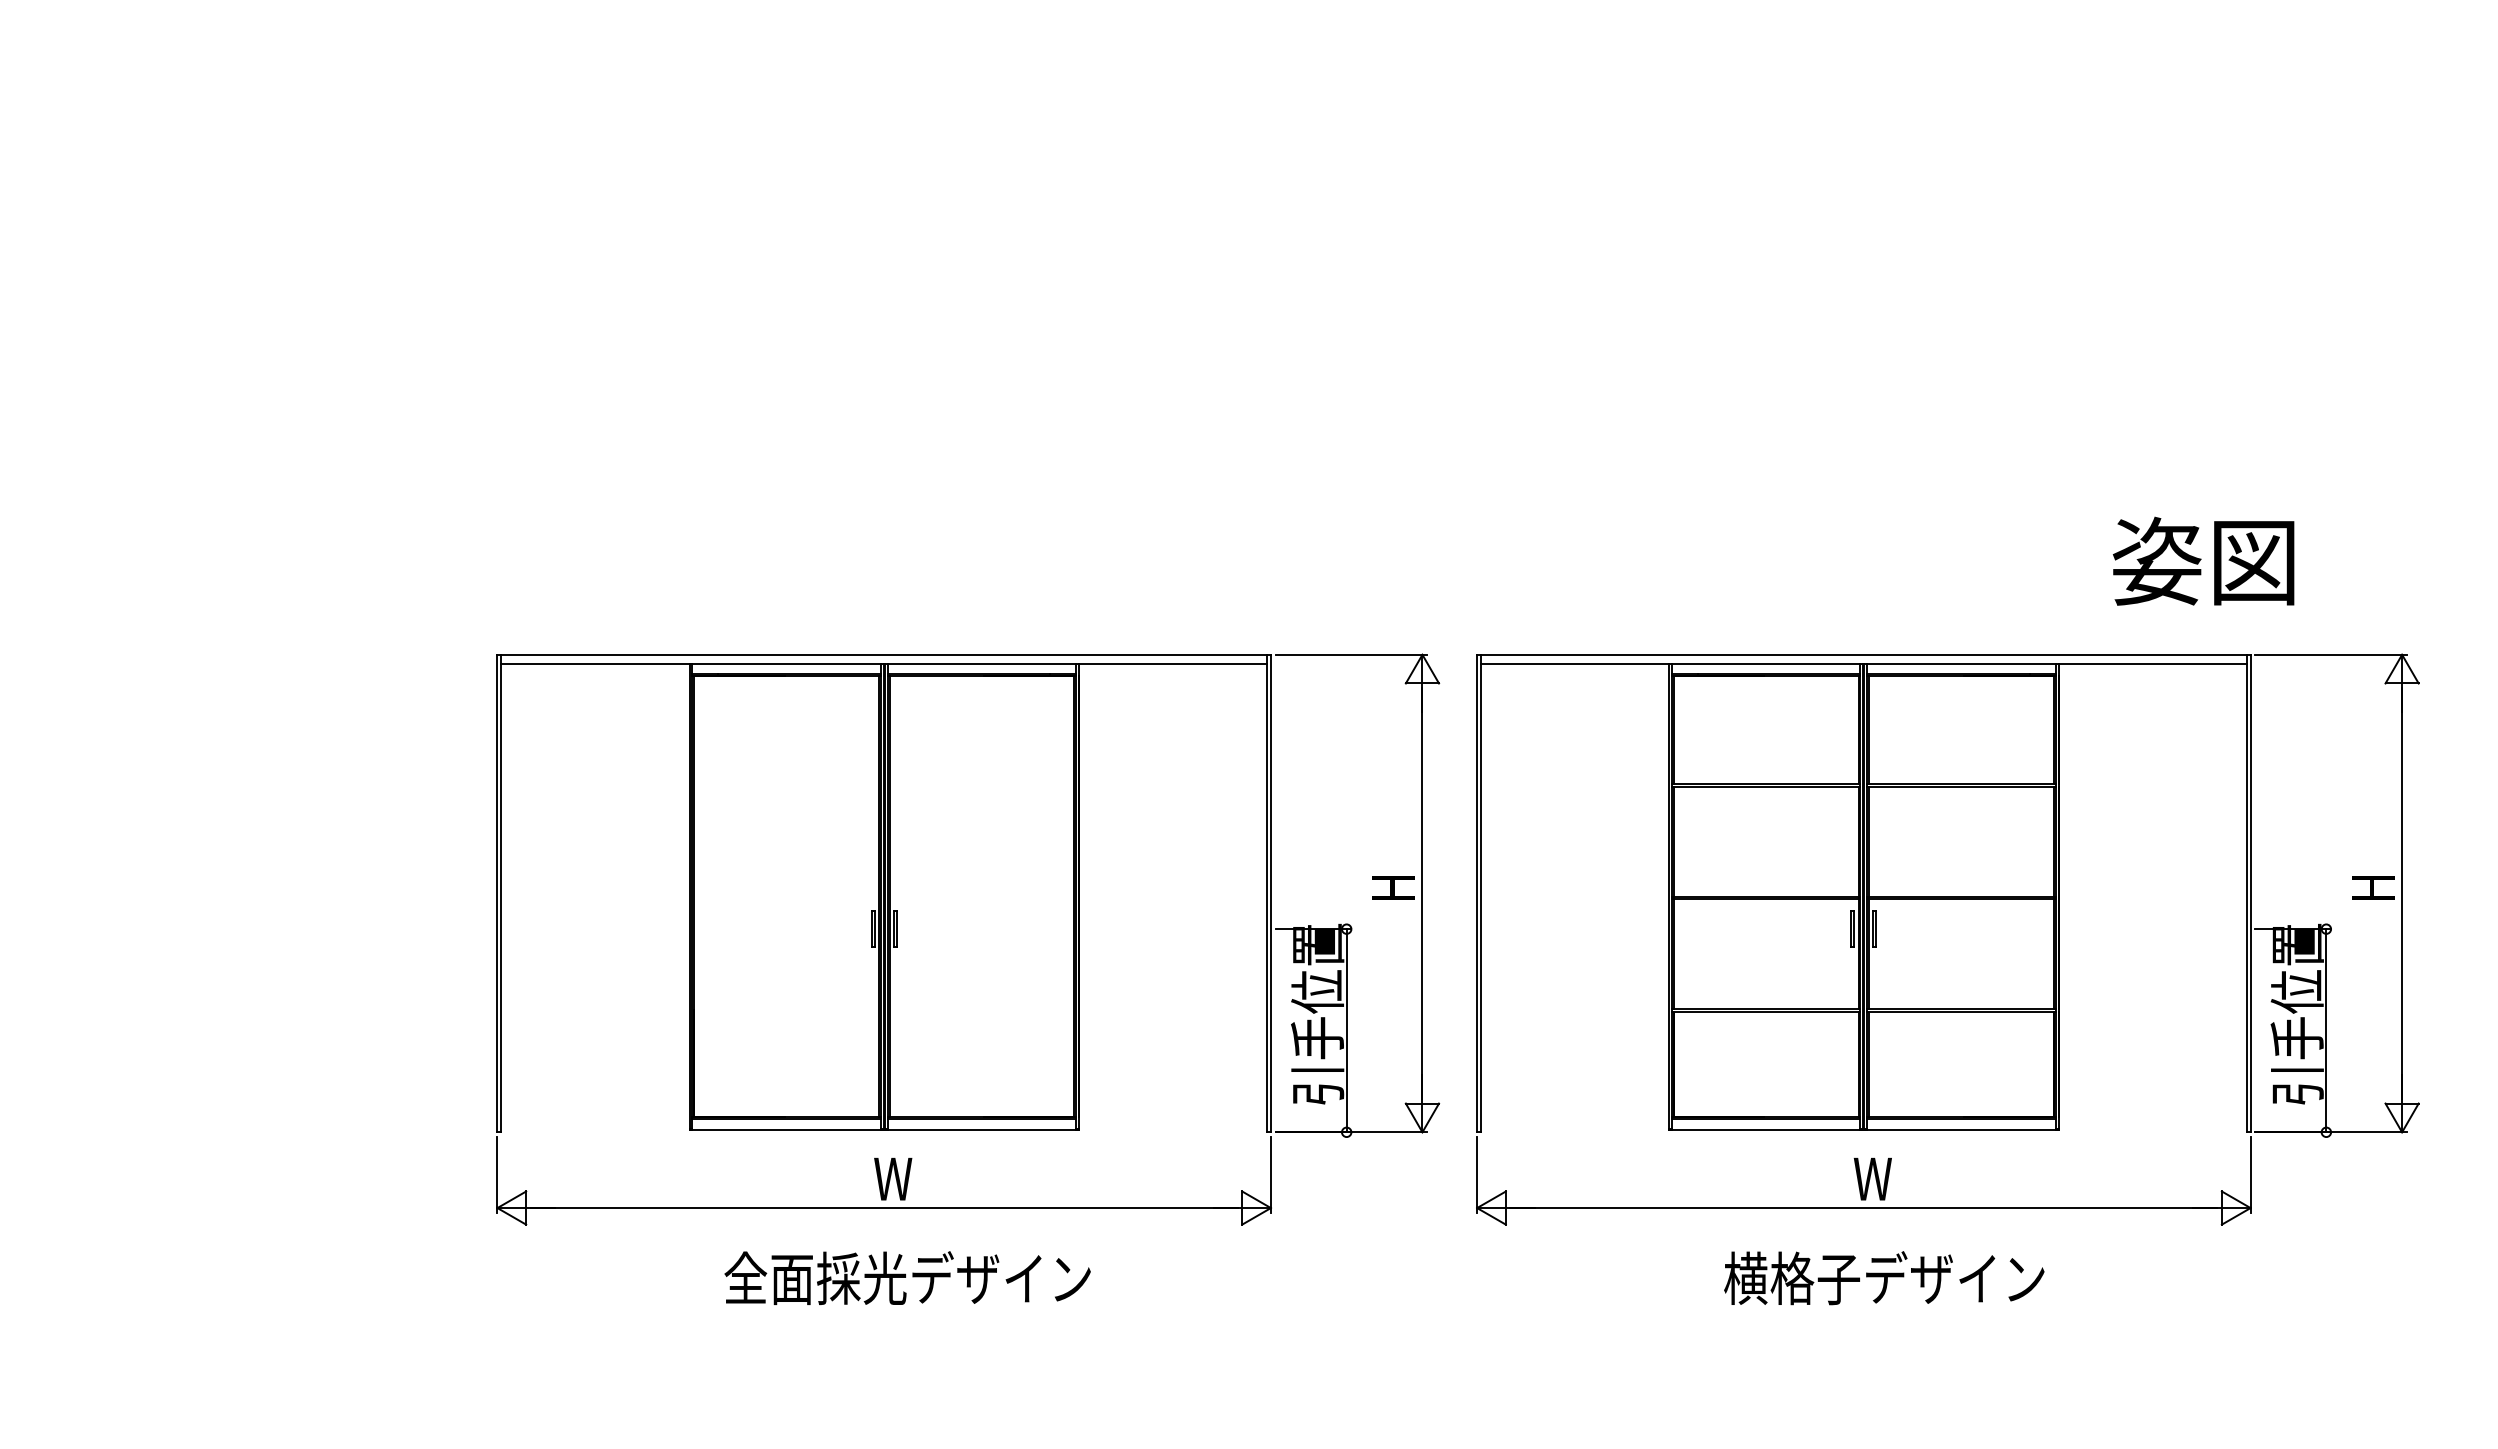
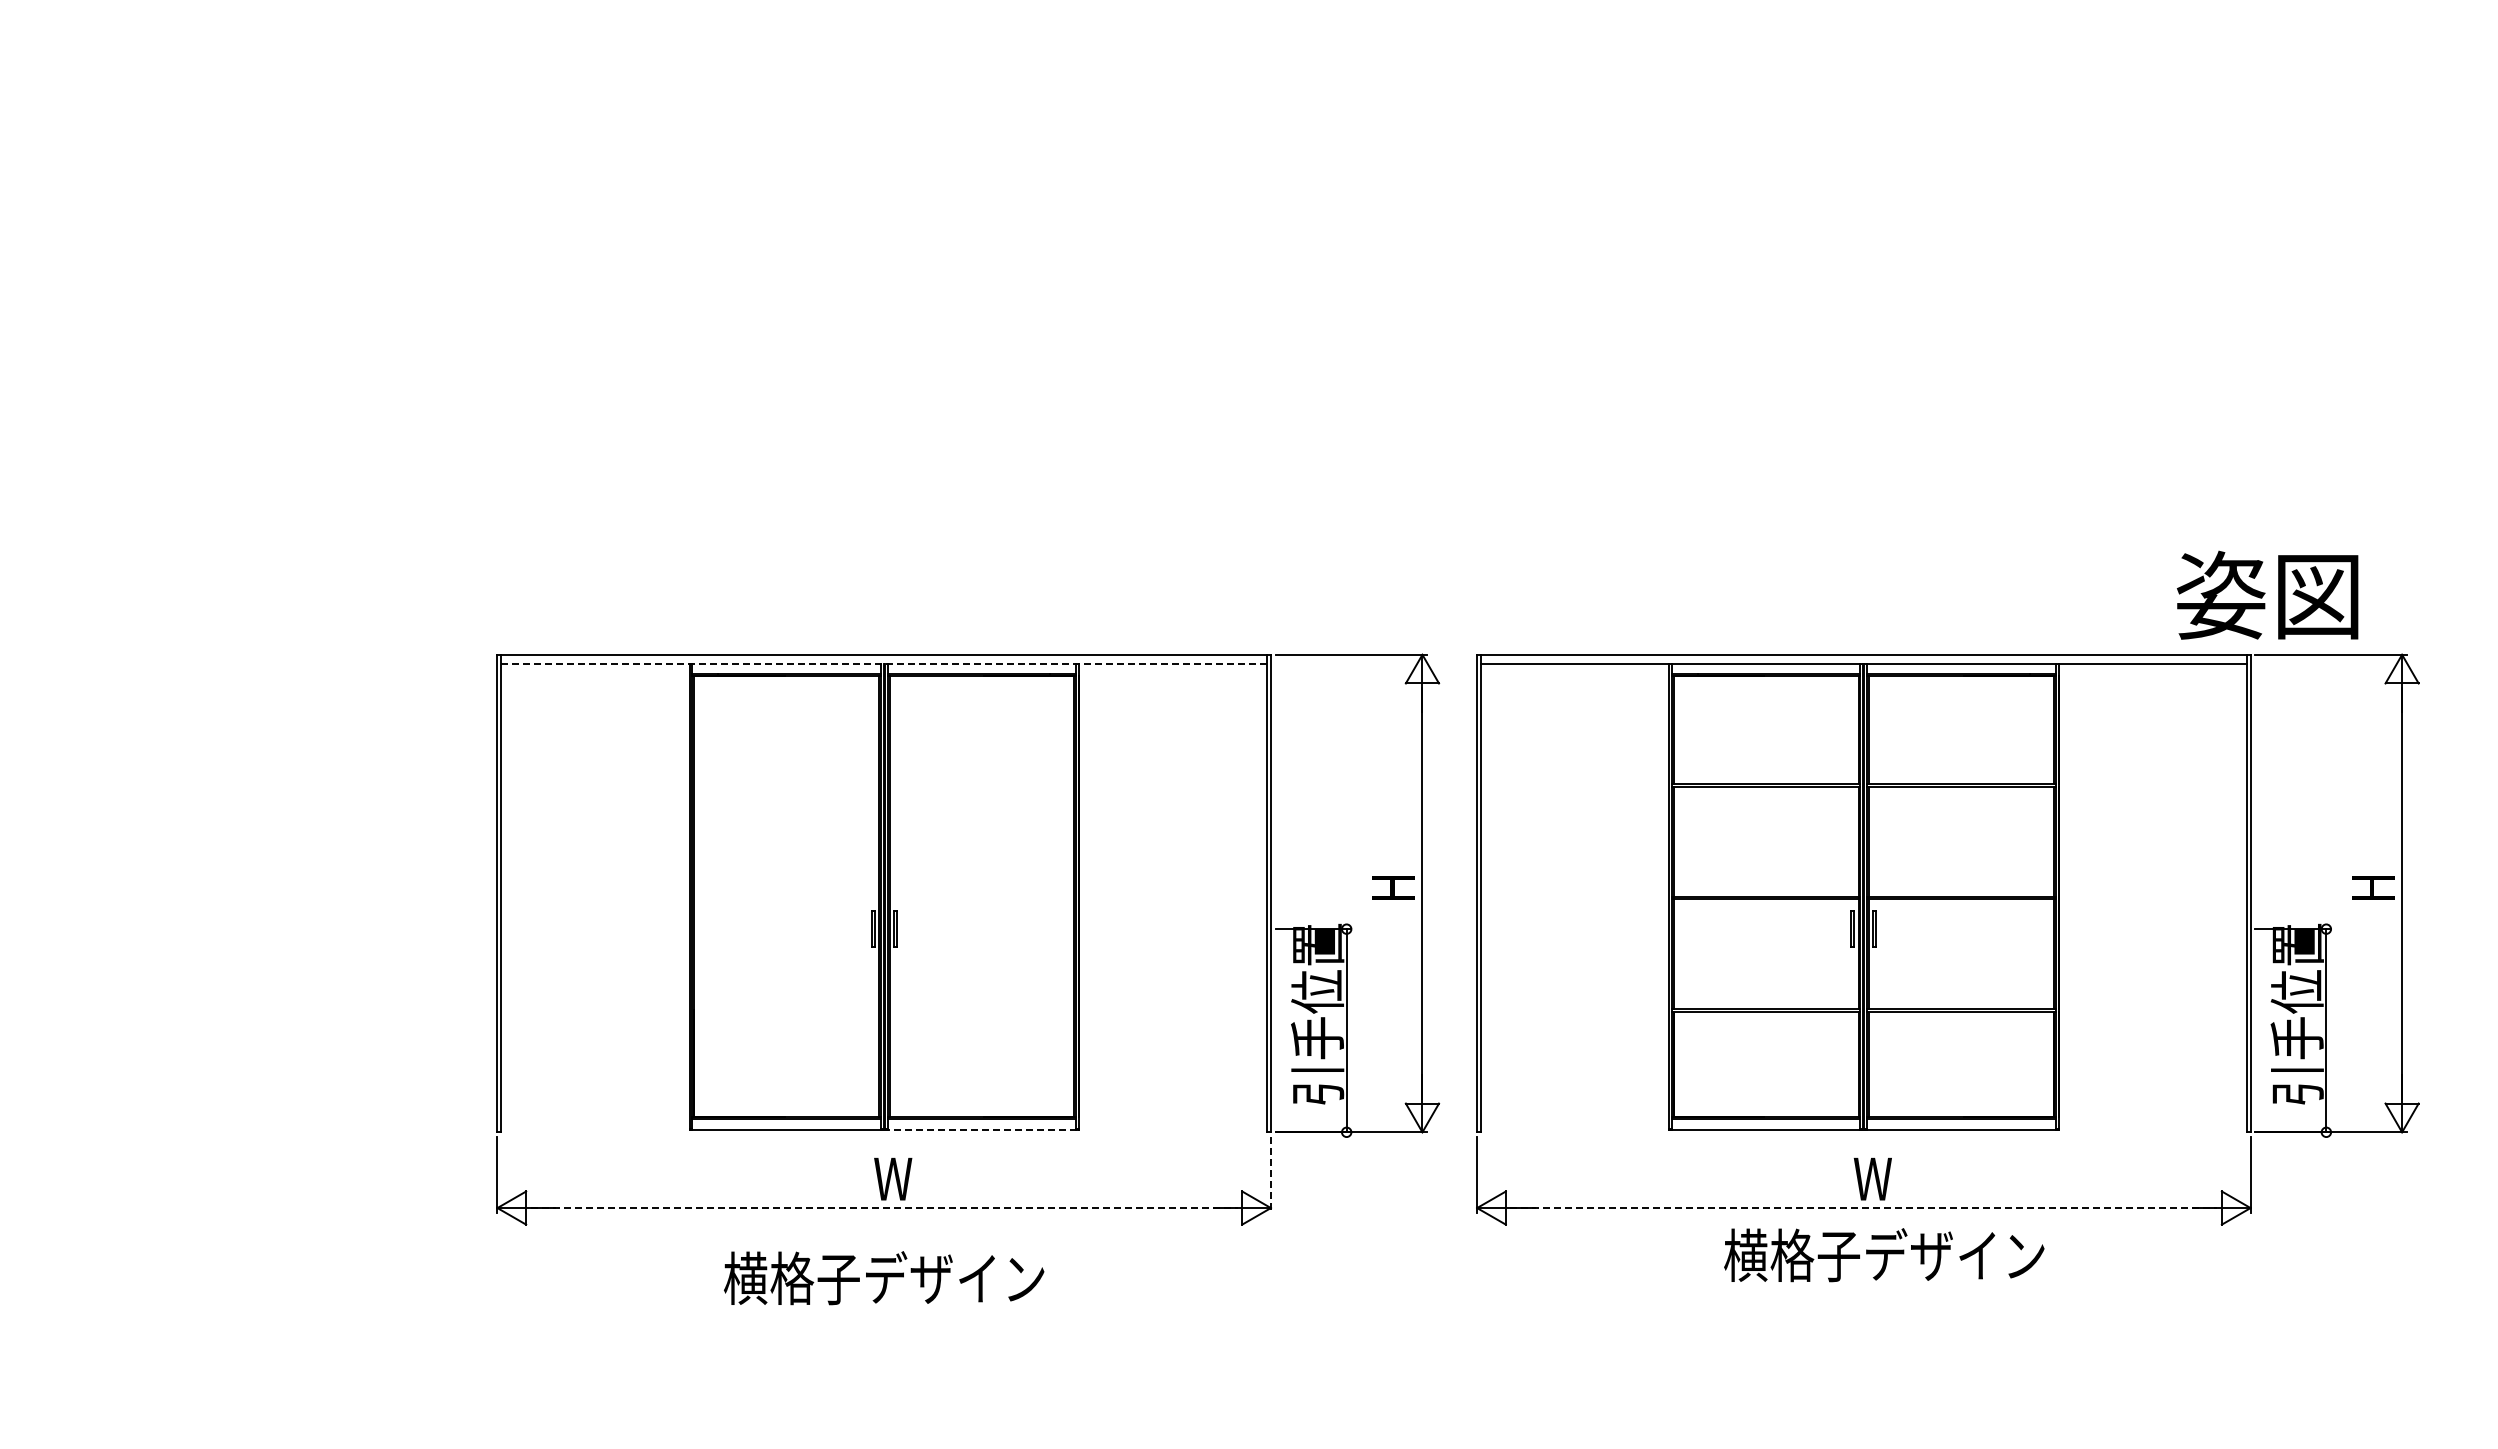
text position: (2203, 560) -> (2267, 594) (2267, 594)
line: solid -> dashed (884, 664)
line: solid -> dashed (981, 1130)
line: solid -> dashed (1270, 1174)
line: solid -> dashed (884, 1208)
line: solid -> dashed (1863, 1208)
text: 全面採光デザイン -> 横格子デザイン (906, 1278)
text position: (1884, 1278) -> (1884, 1255) (1884, 1255)
